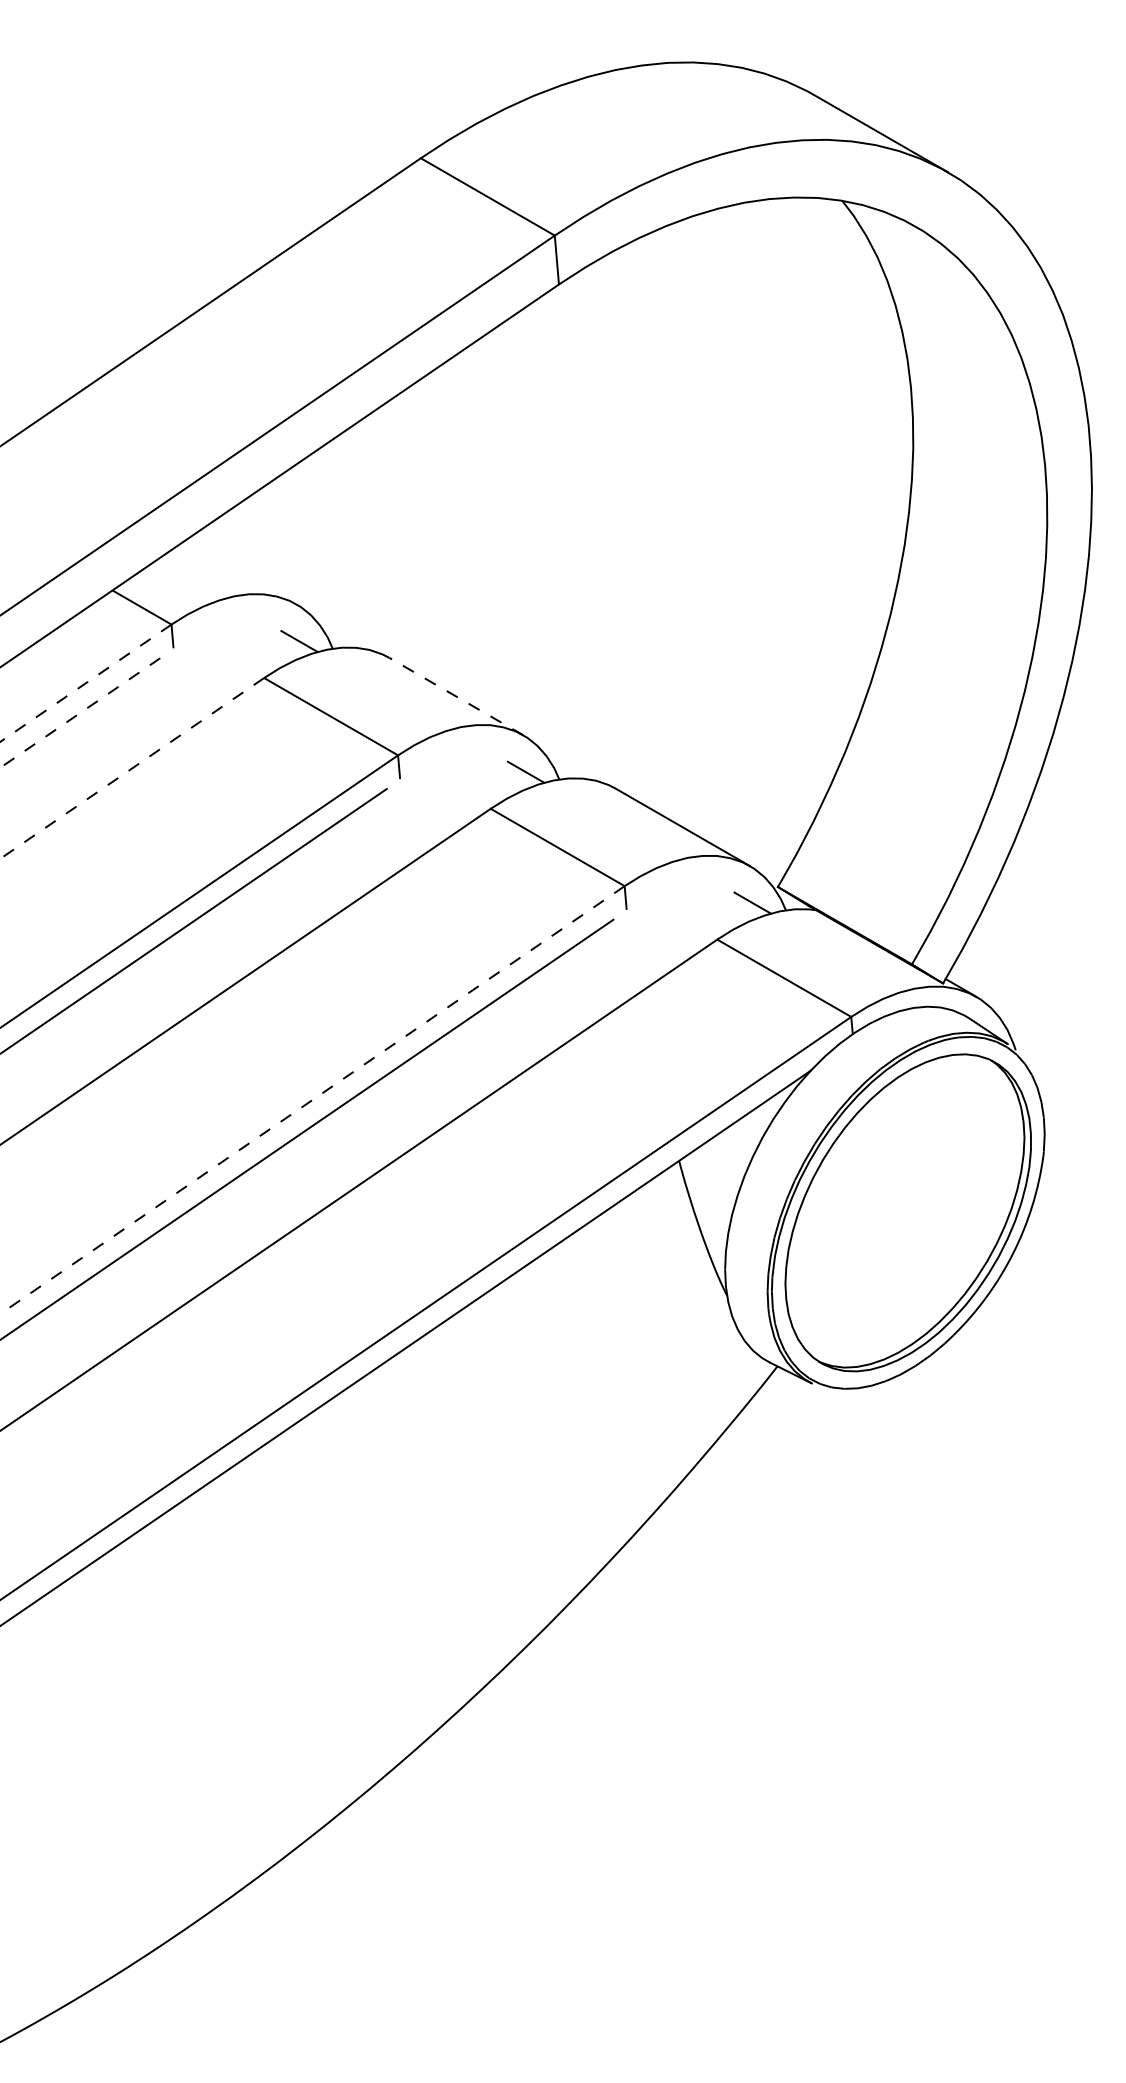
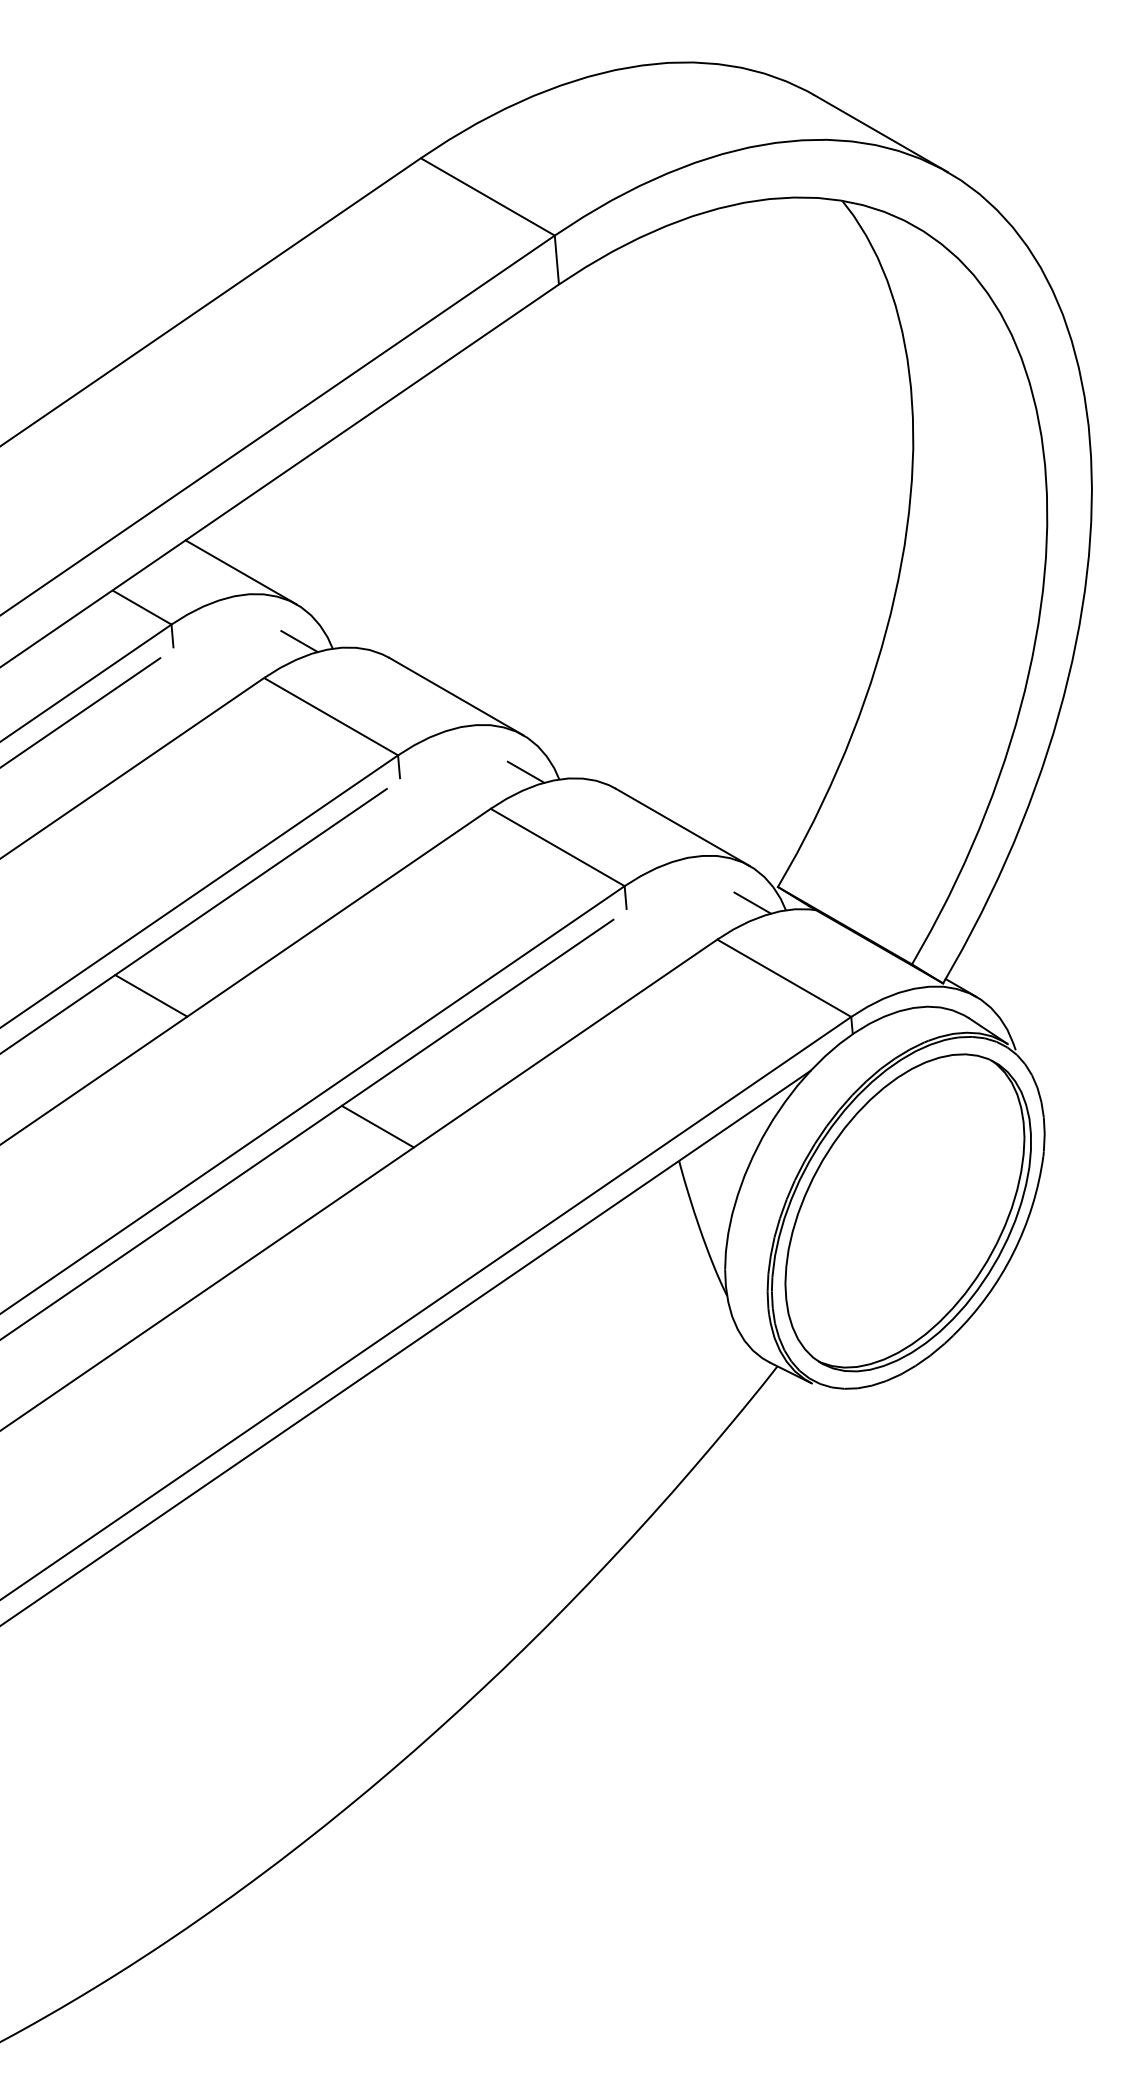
line: none -> present (240, 572)
line: dashed -> solid (85, 683)
line: dashed -> solid (455, 696)
line: dashed -> solid (80, 713)
line: dashed -> solid (132, 768)
line: none -> present (151, 995)
line: dashed -> solid (312, 1100)
line: none -> present (377, 1126)
